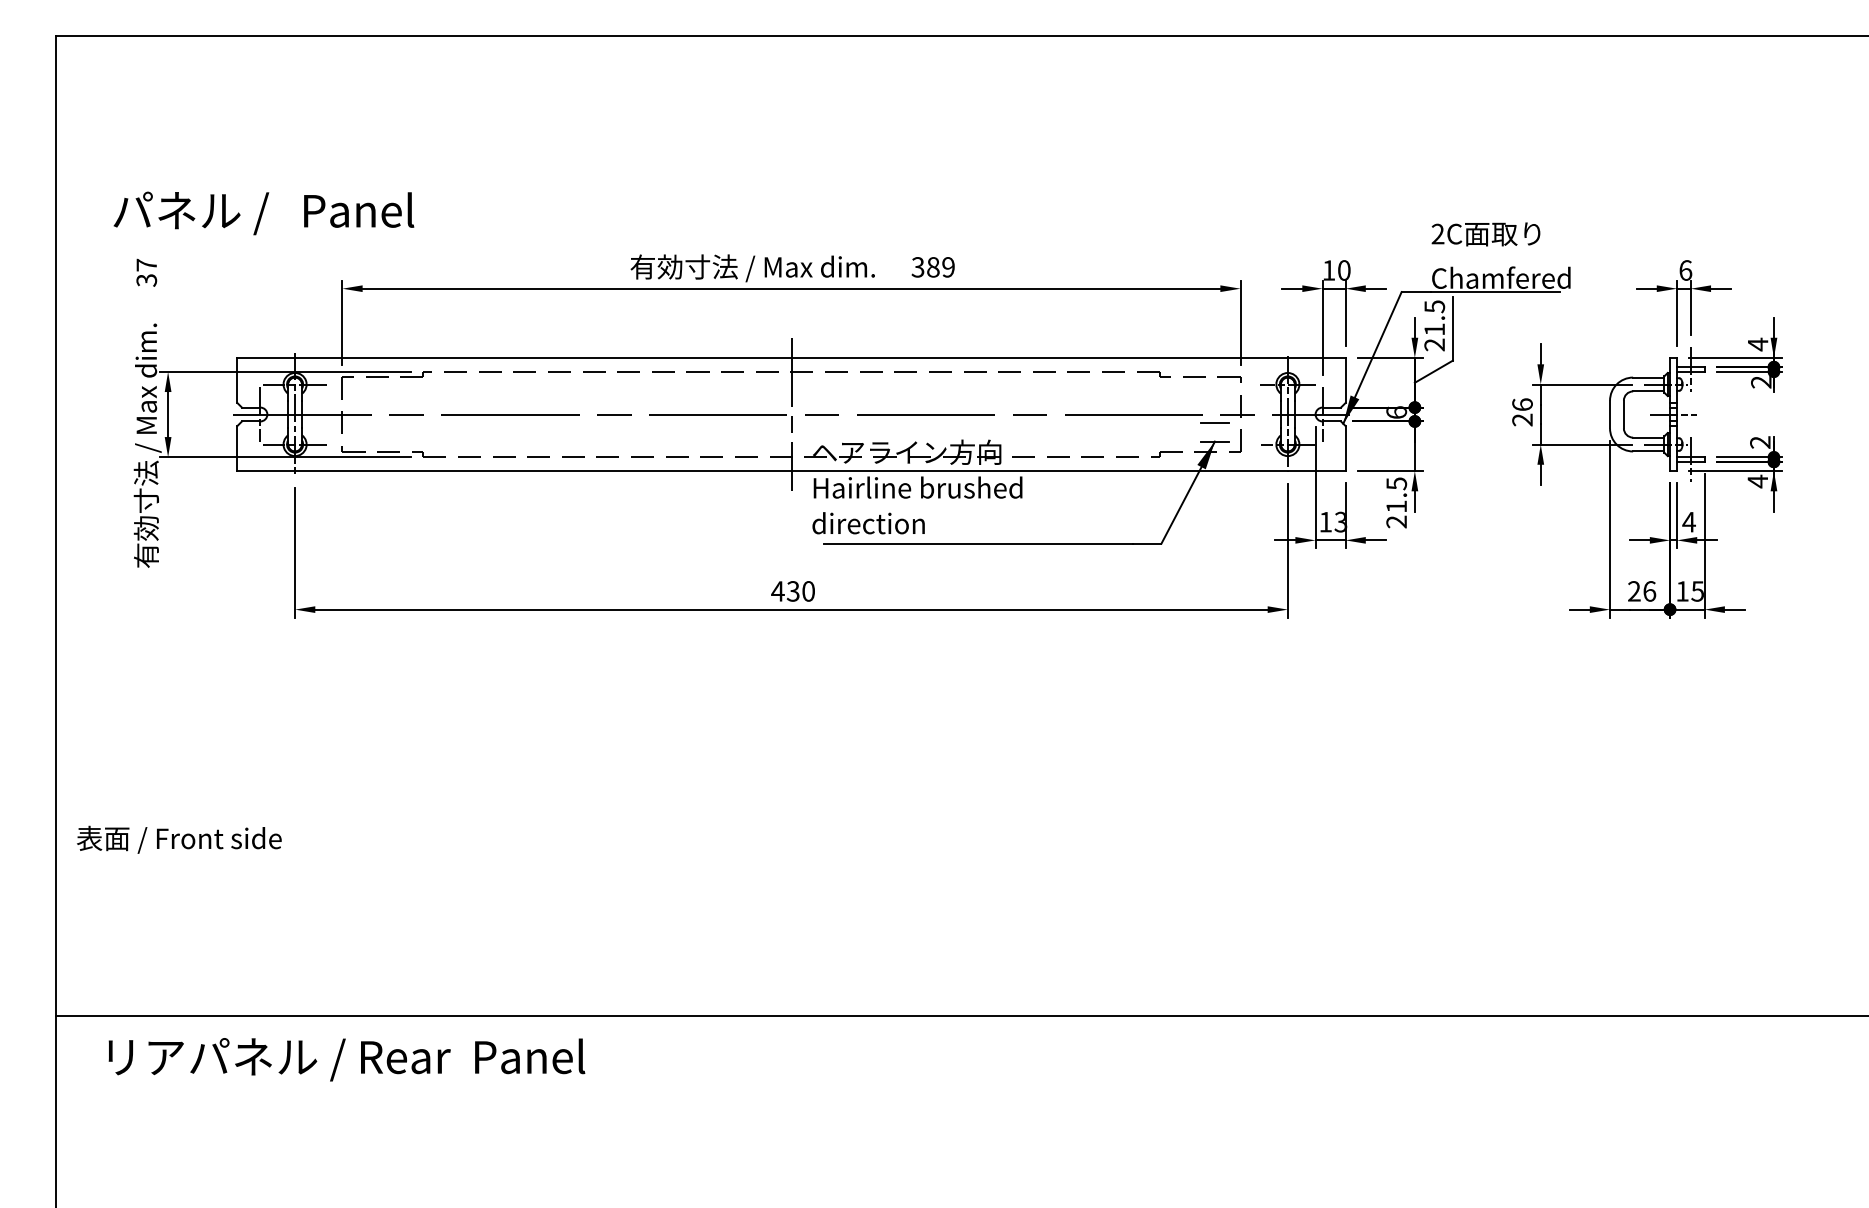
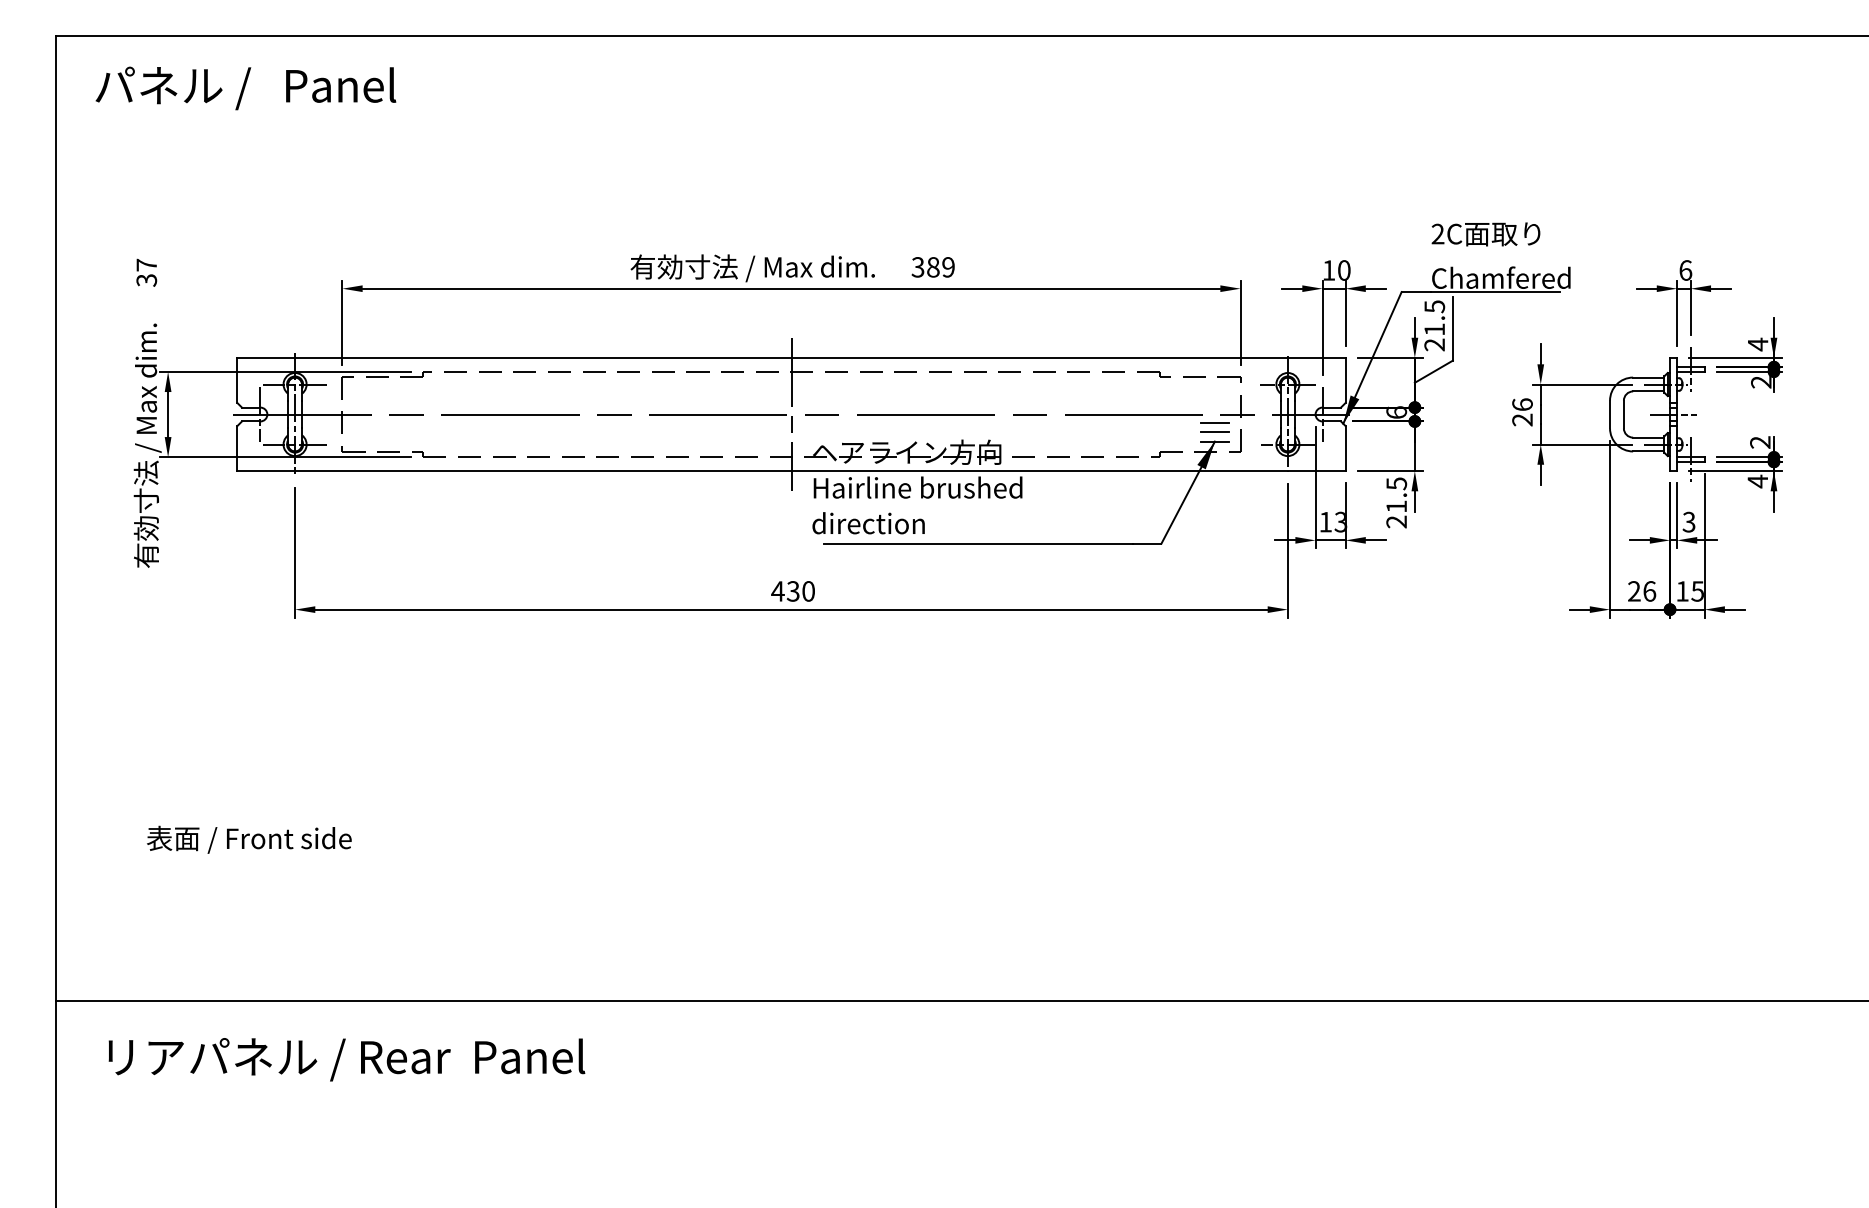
text position: (263, 213) -> (245, 88) (245, 88)
line: none -> present (1214, 432)
text: 4 -> 3 (1688, 521)
text position: (179, 839) -> (249, 839) (249, 839)
line position: (960, 1016) -> (960, 1001) (960, 1001)
